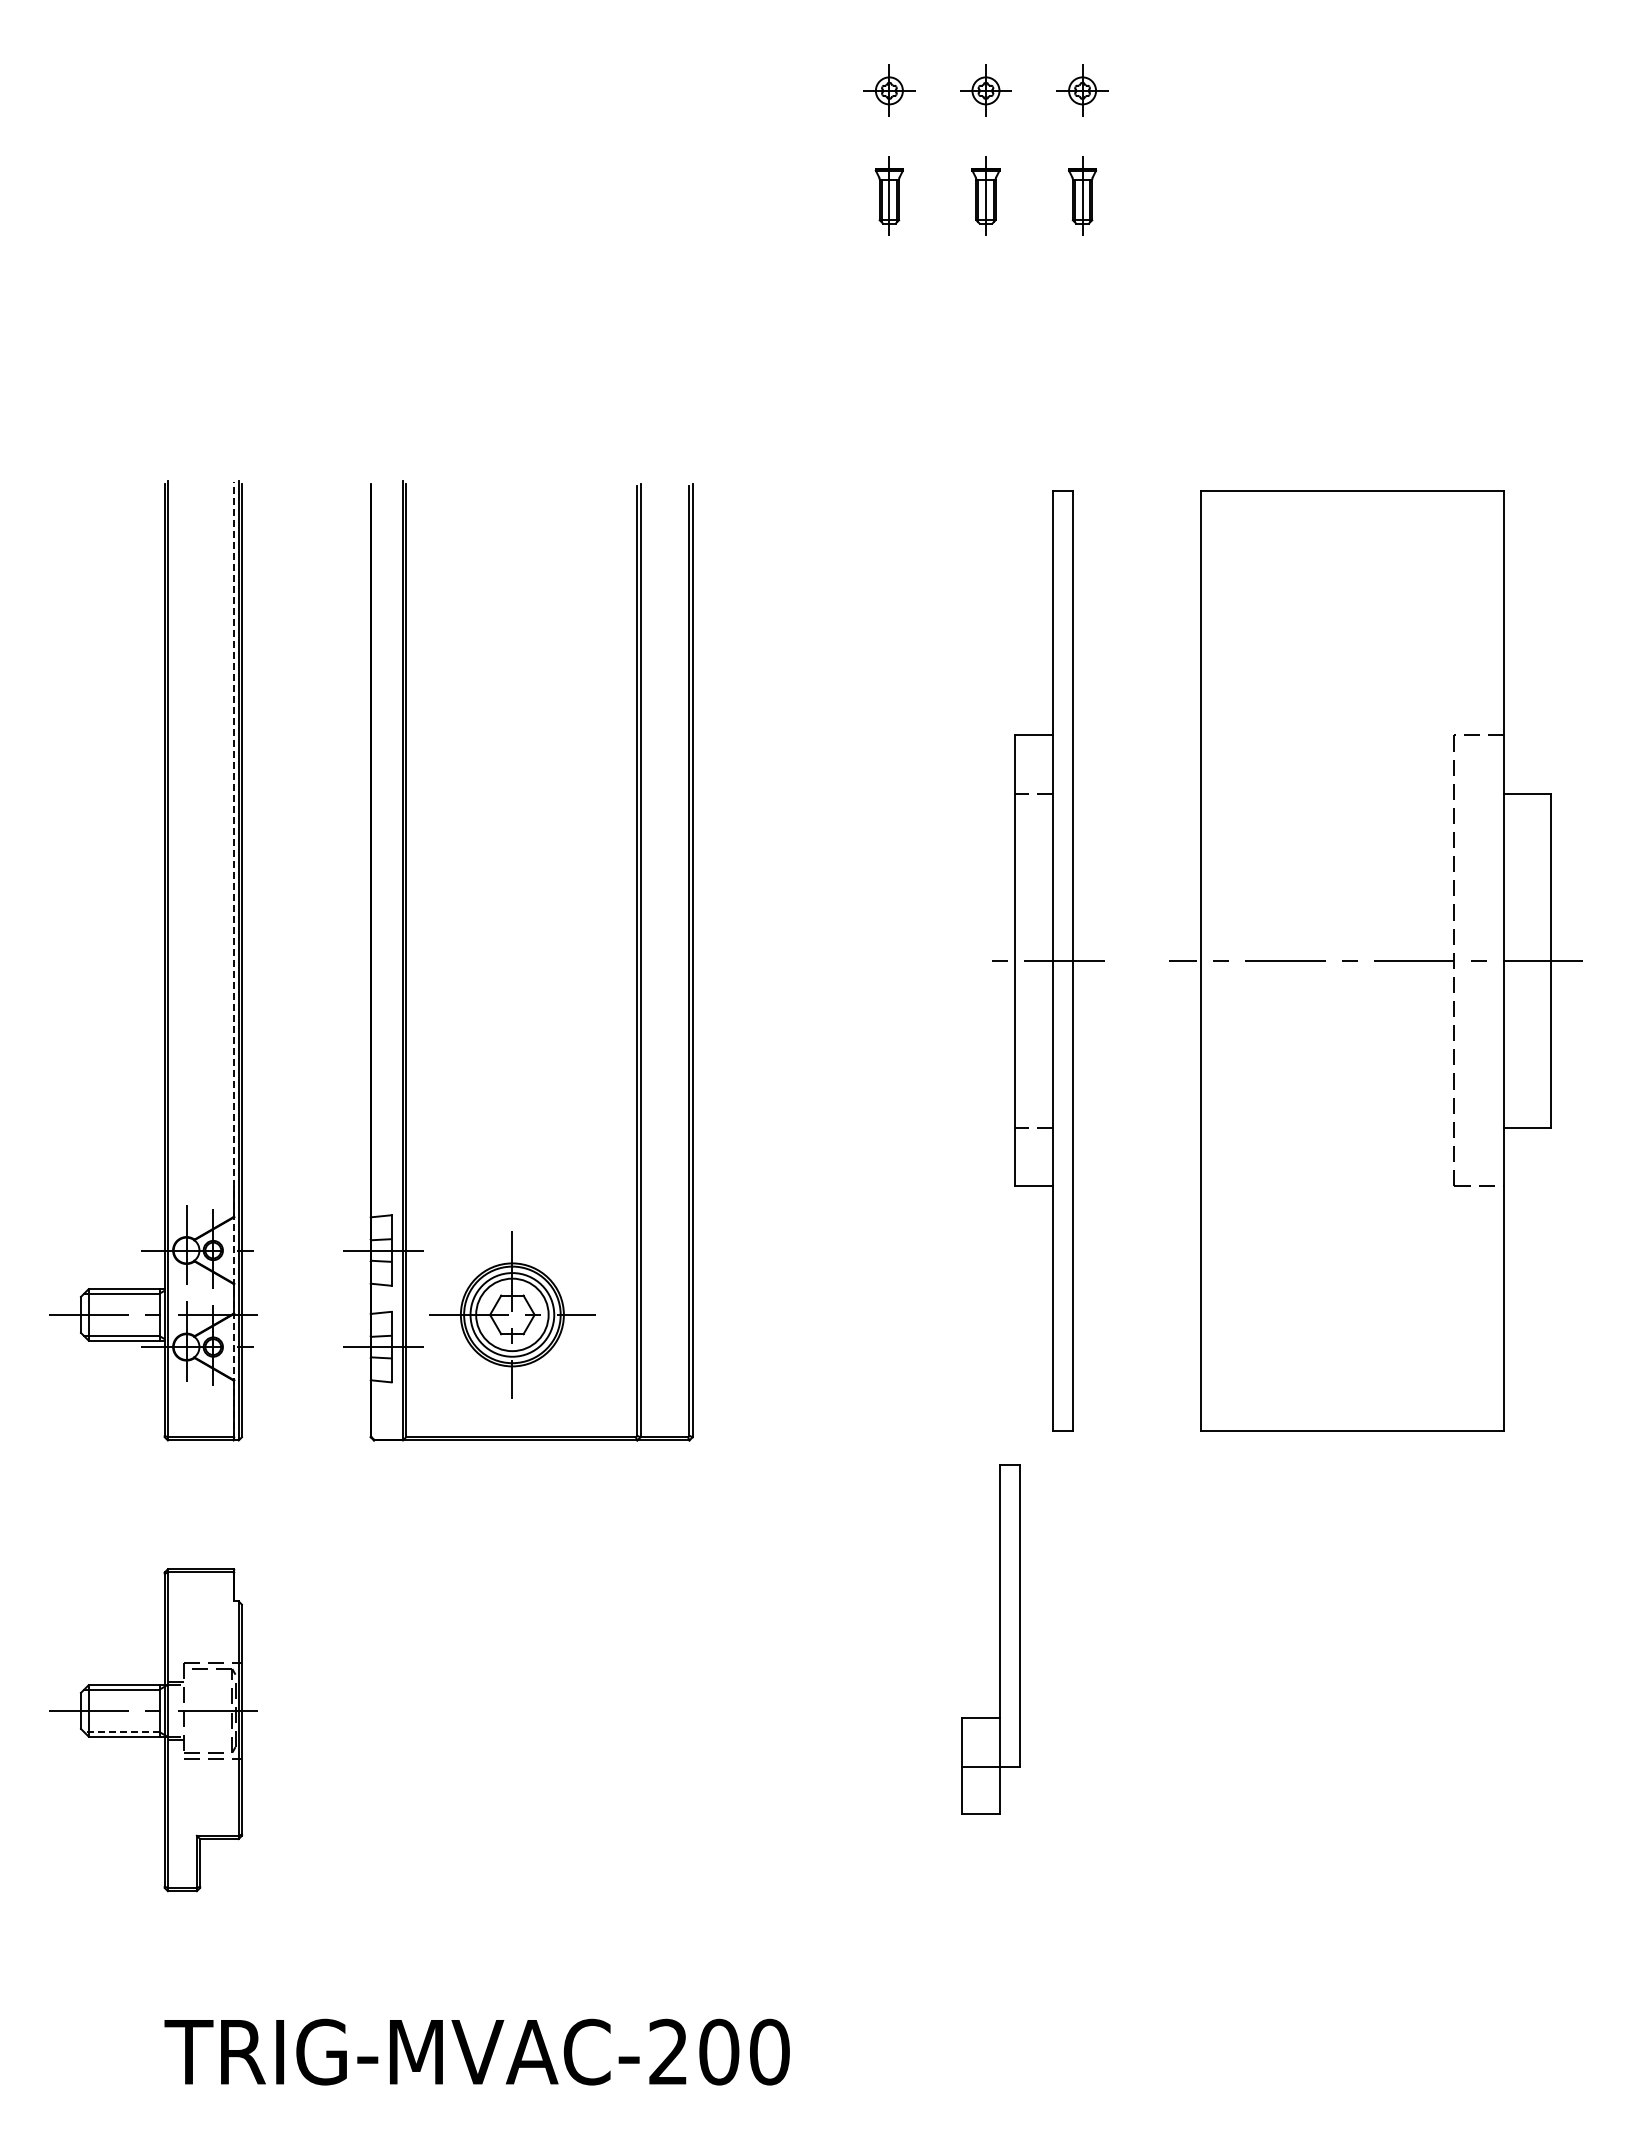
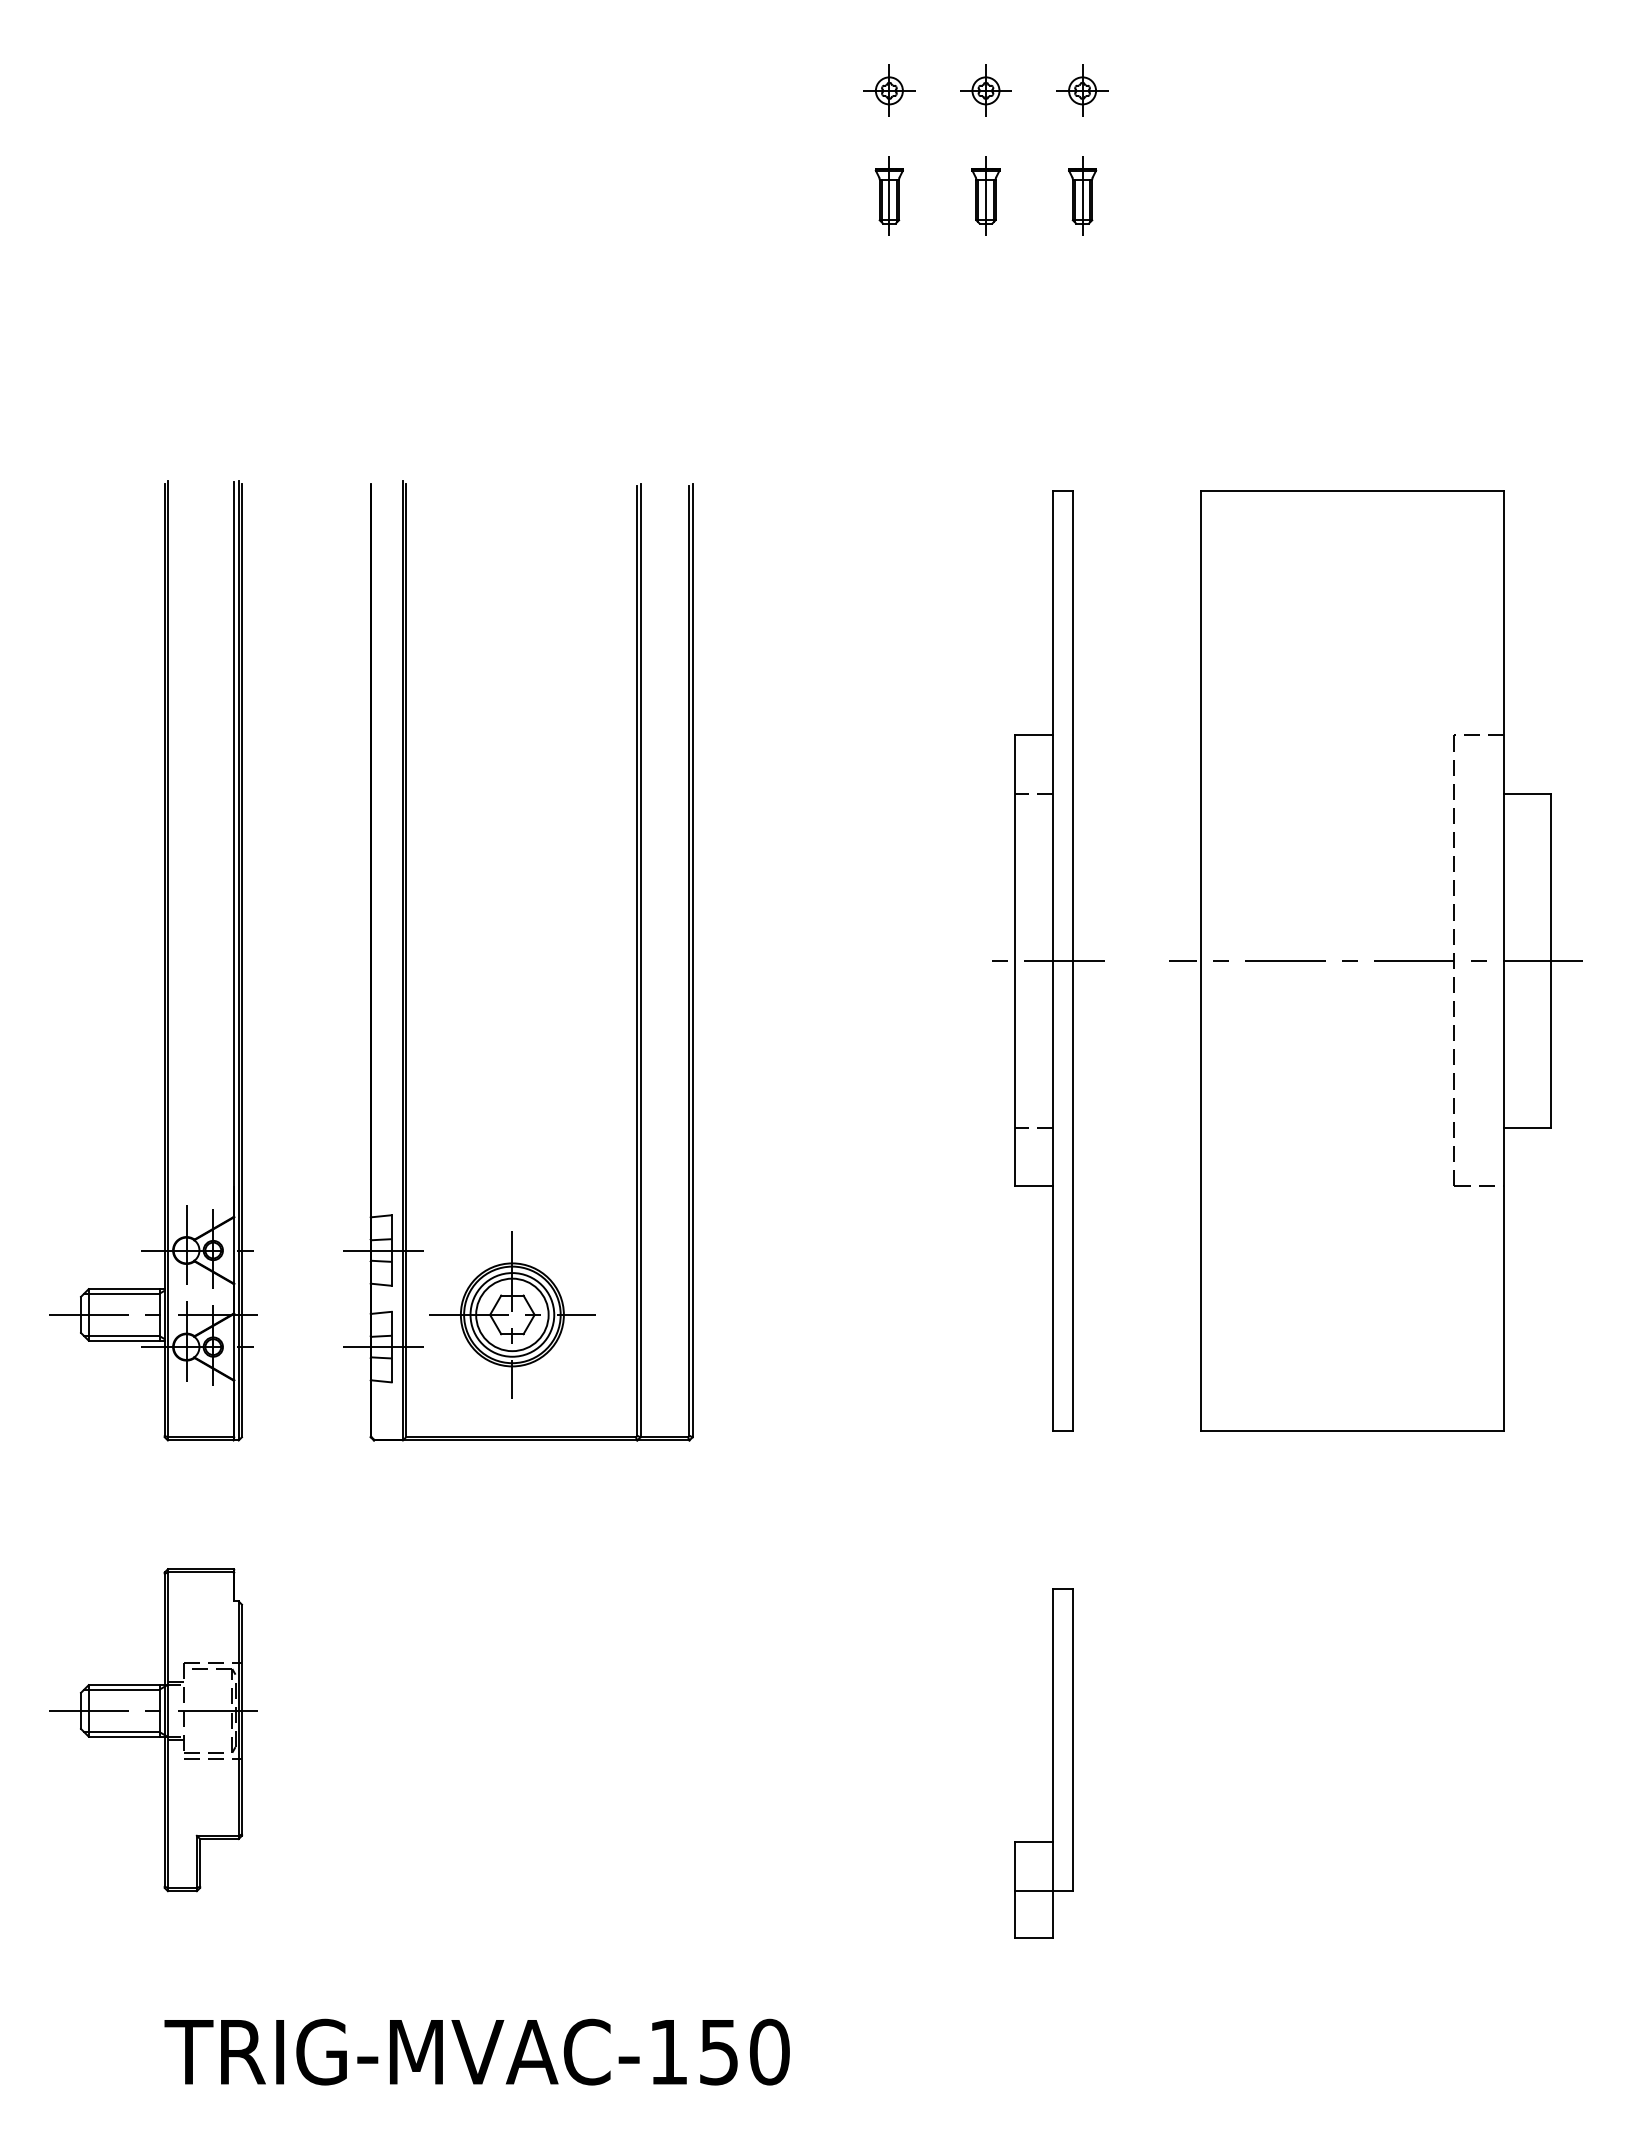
line: dashed -> solid (234, 960)
part position: (999, 1639) -> (1052, 1763) (1052, 1763)
line: dashed -> solid (122, 1732)
text: TRIG-MVAC-200 -> TRIG-MVAC-150 (694, 2051)
